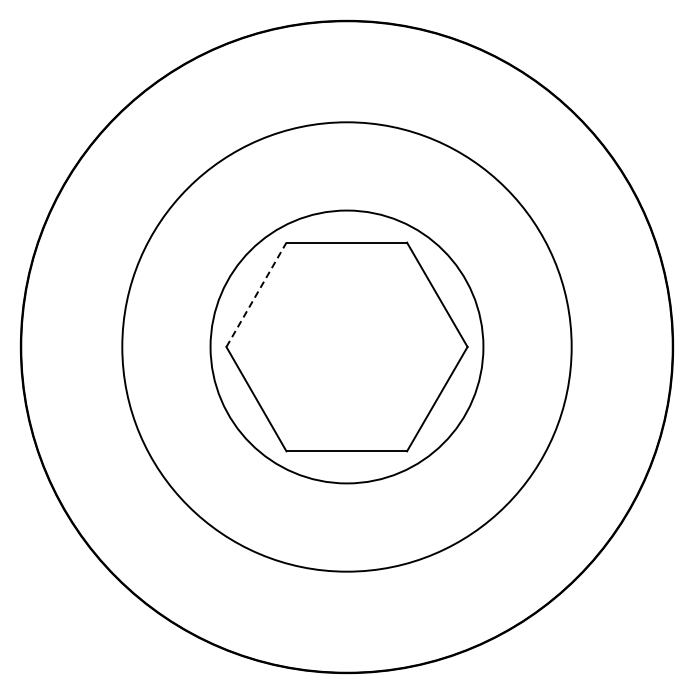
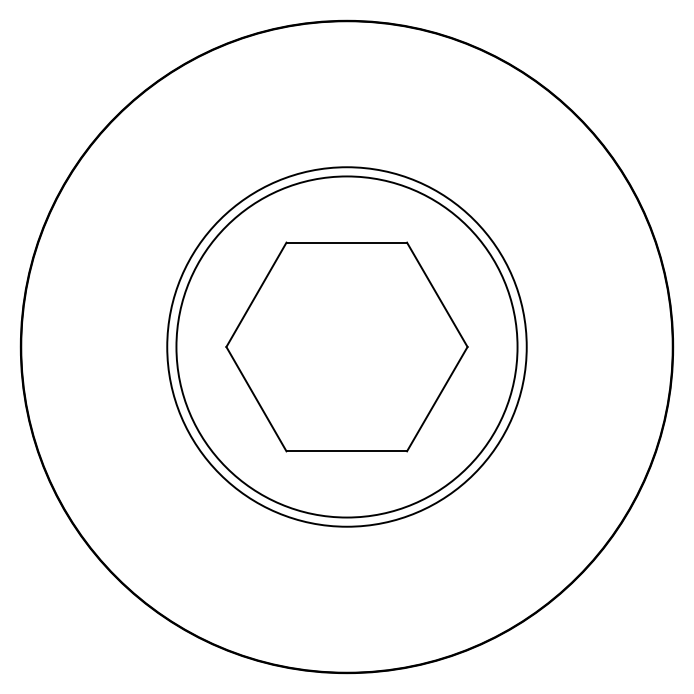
line: dashed -> solid (256, 294)
circle diameter: 273 px -> 341 px (346, 346)
circle diameter: 449 px -> 359 px (346, 346)
